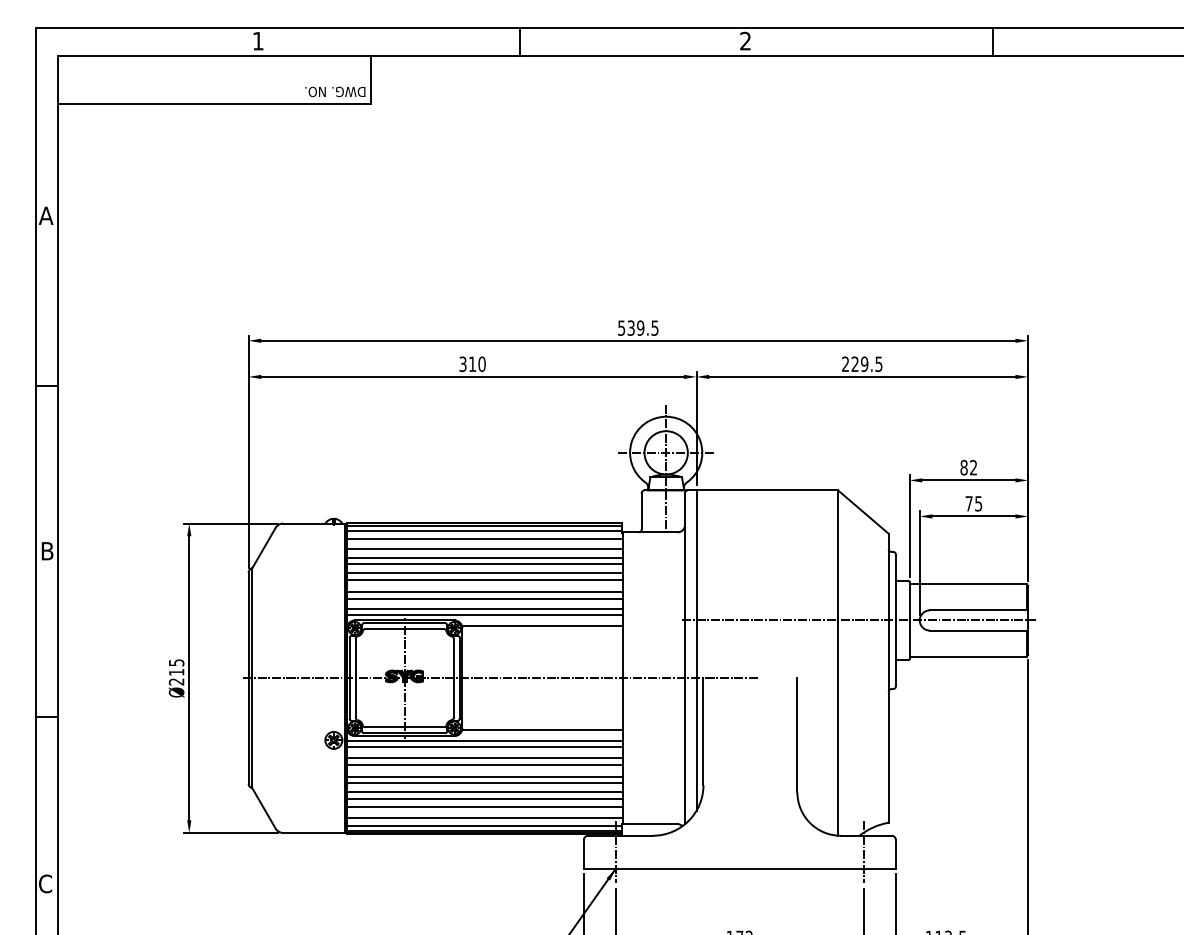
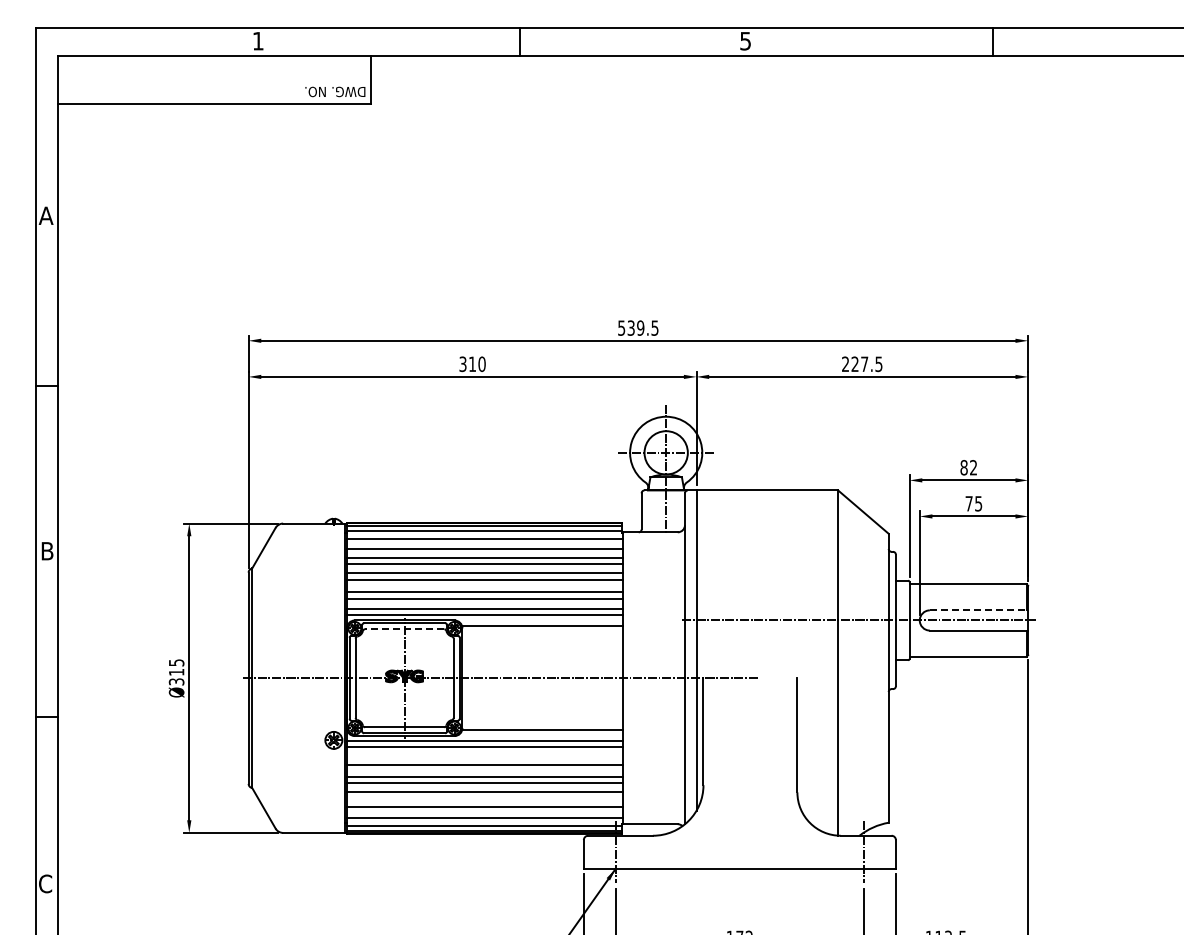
text: 2 -> 5 (745, 40)
text: 229.5 -> 227.5 (864, 364)
line: solid -> dashed (979, 610)
line: solid -> dashed (404, 629)
text: Ø215 -> Ø315 (176, 681)
line: present -> none (484, 757)
line: present -> none (484, 798)
